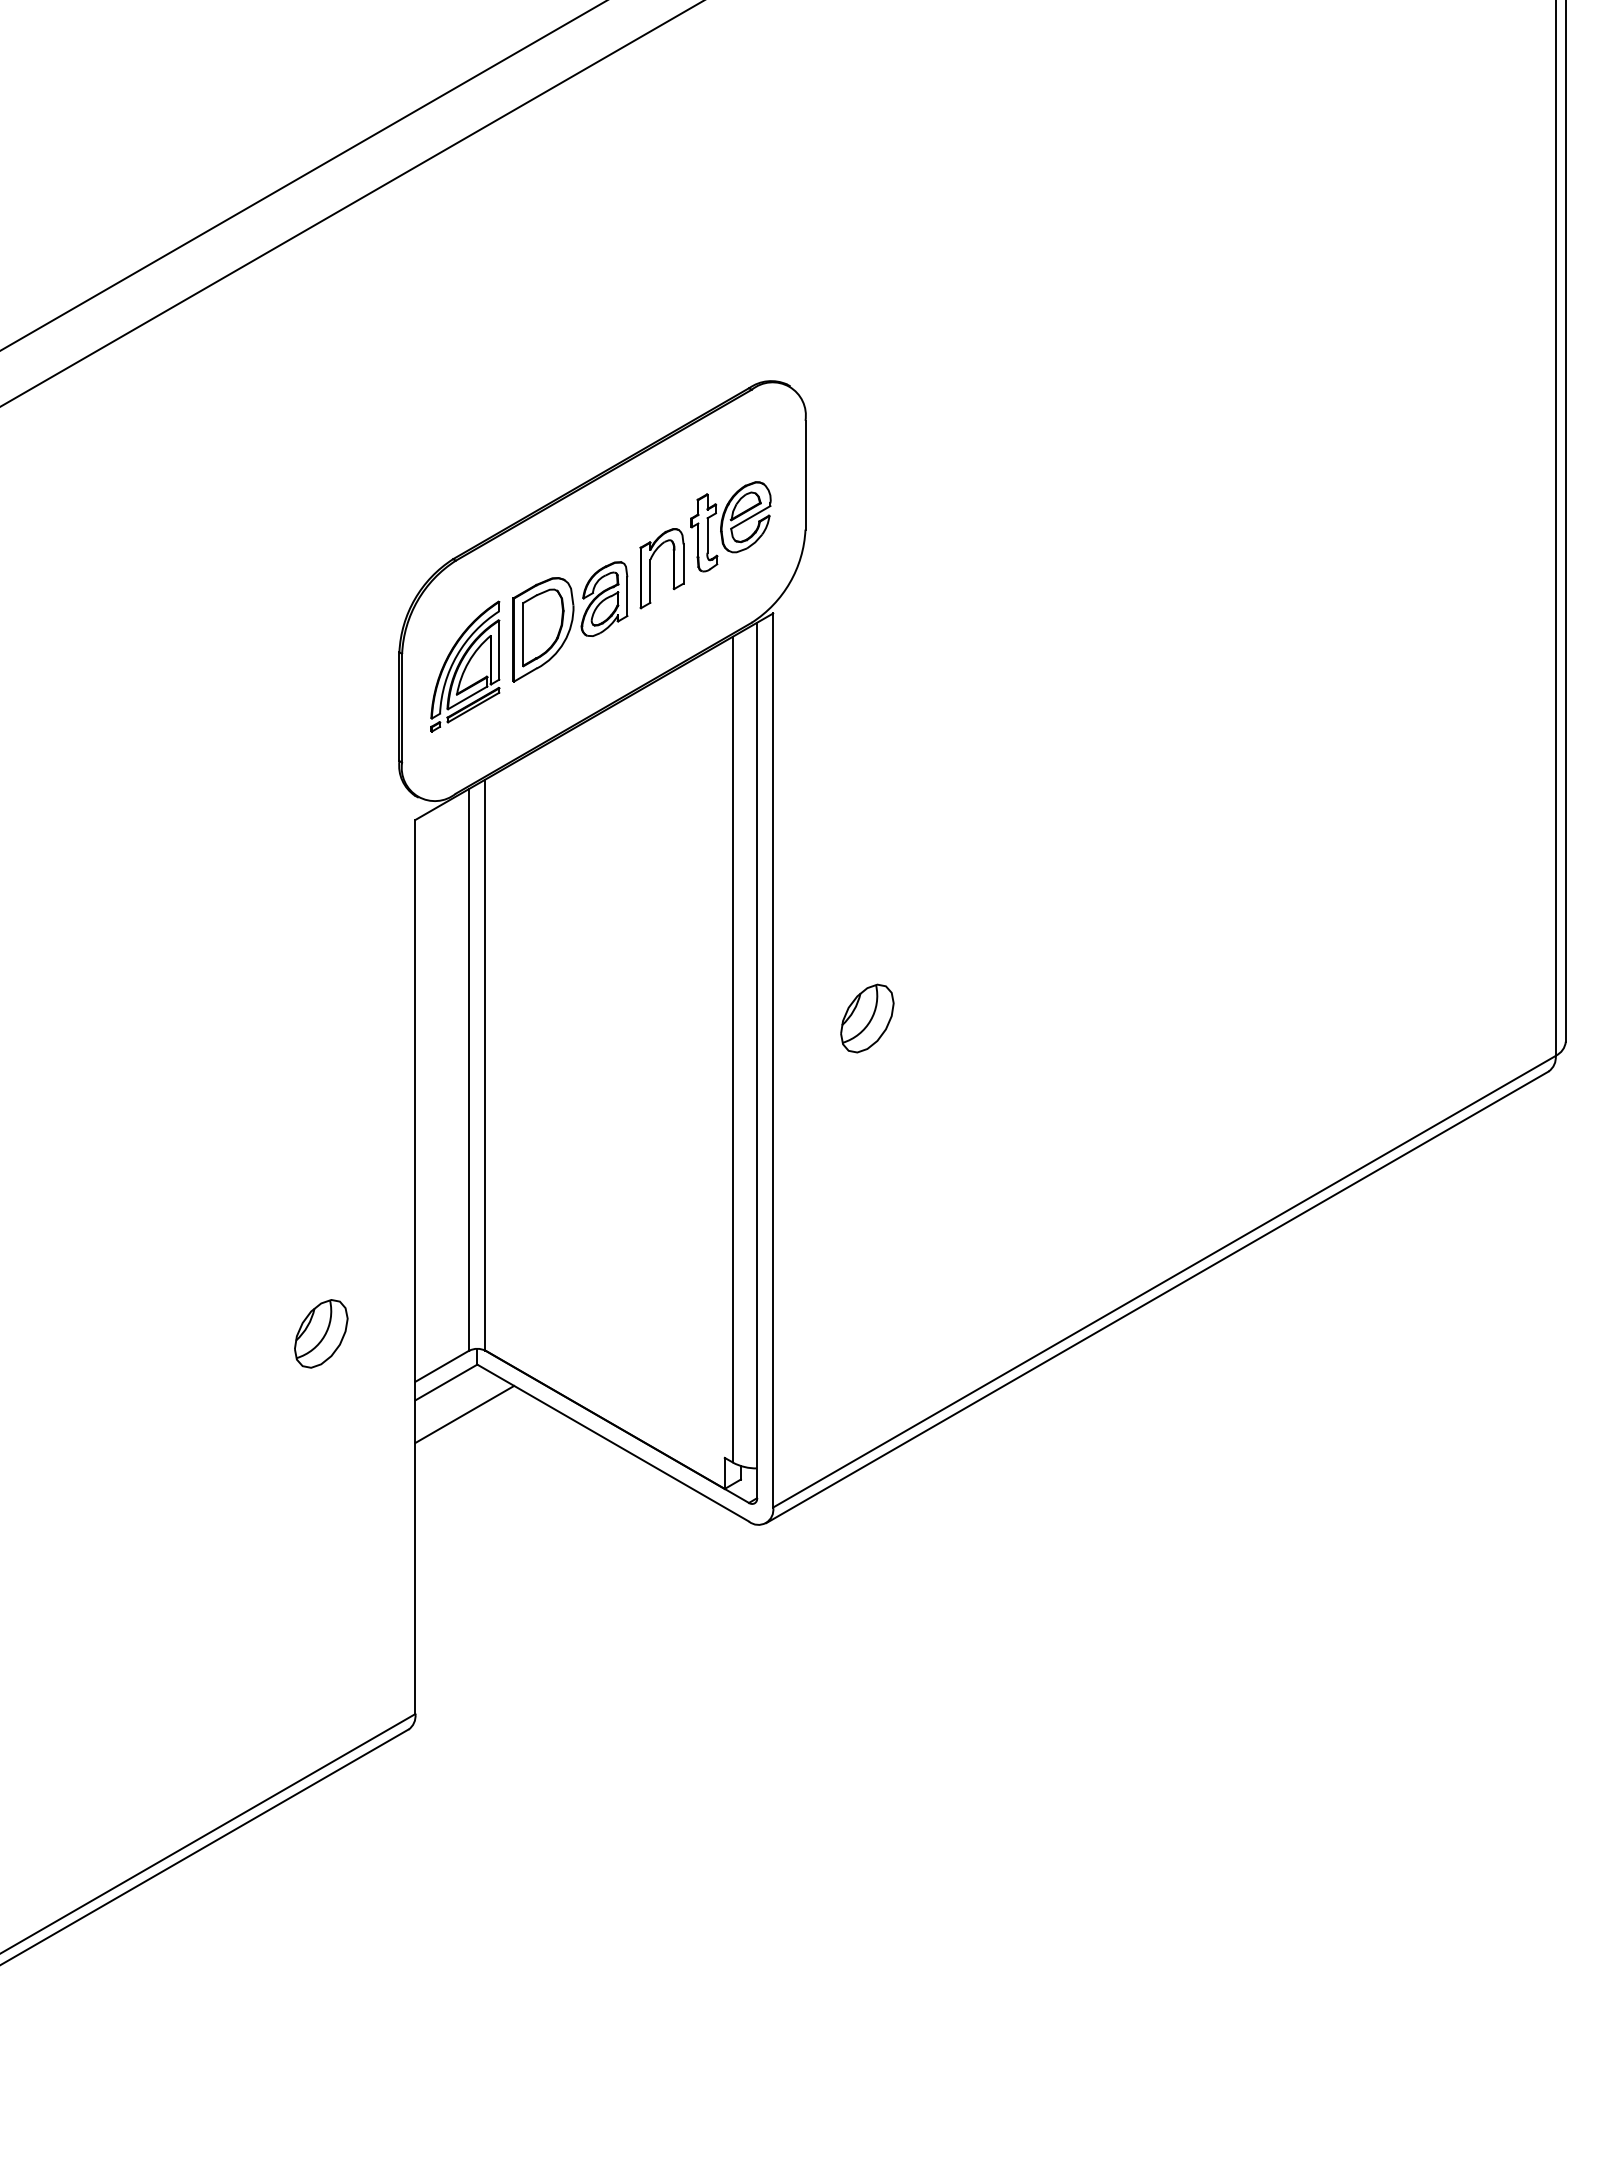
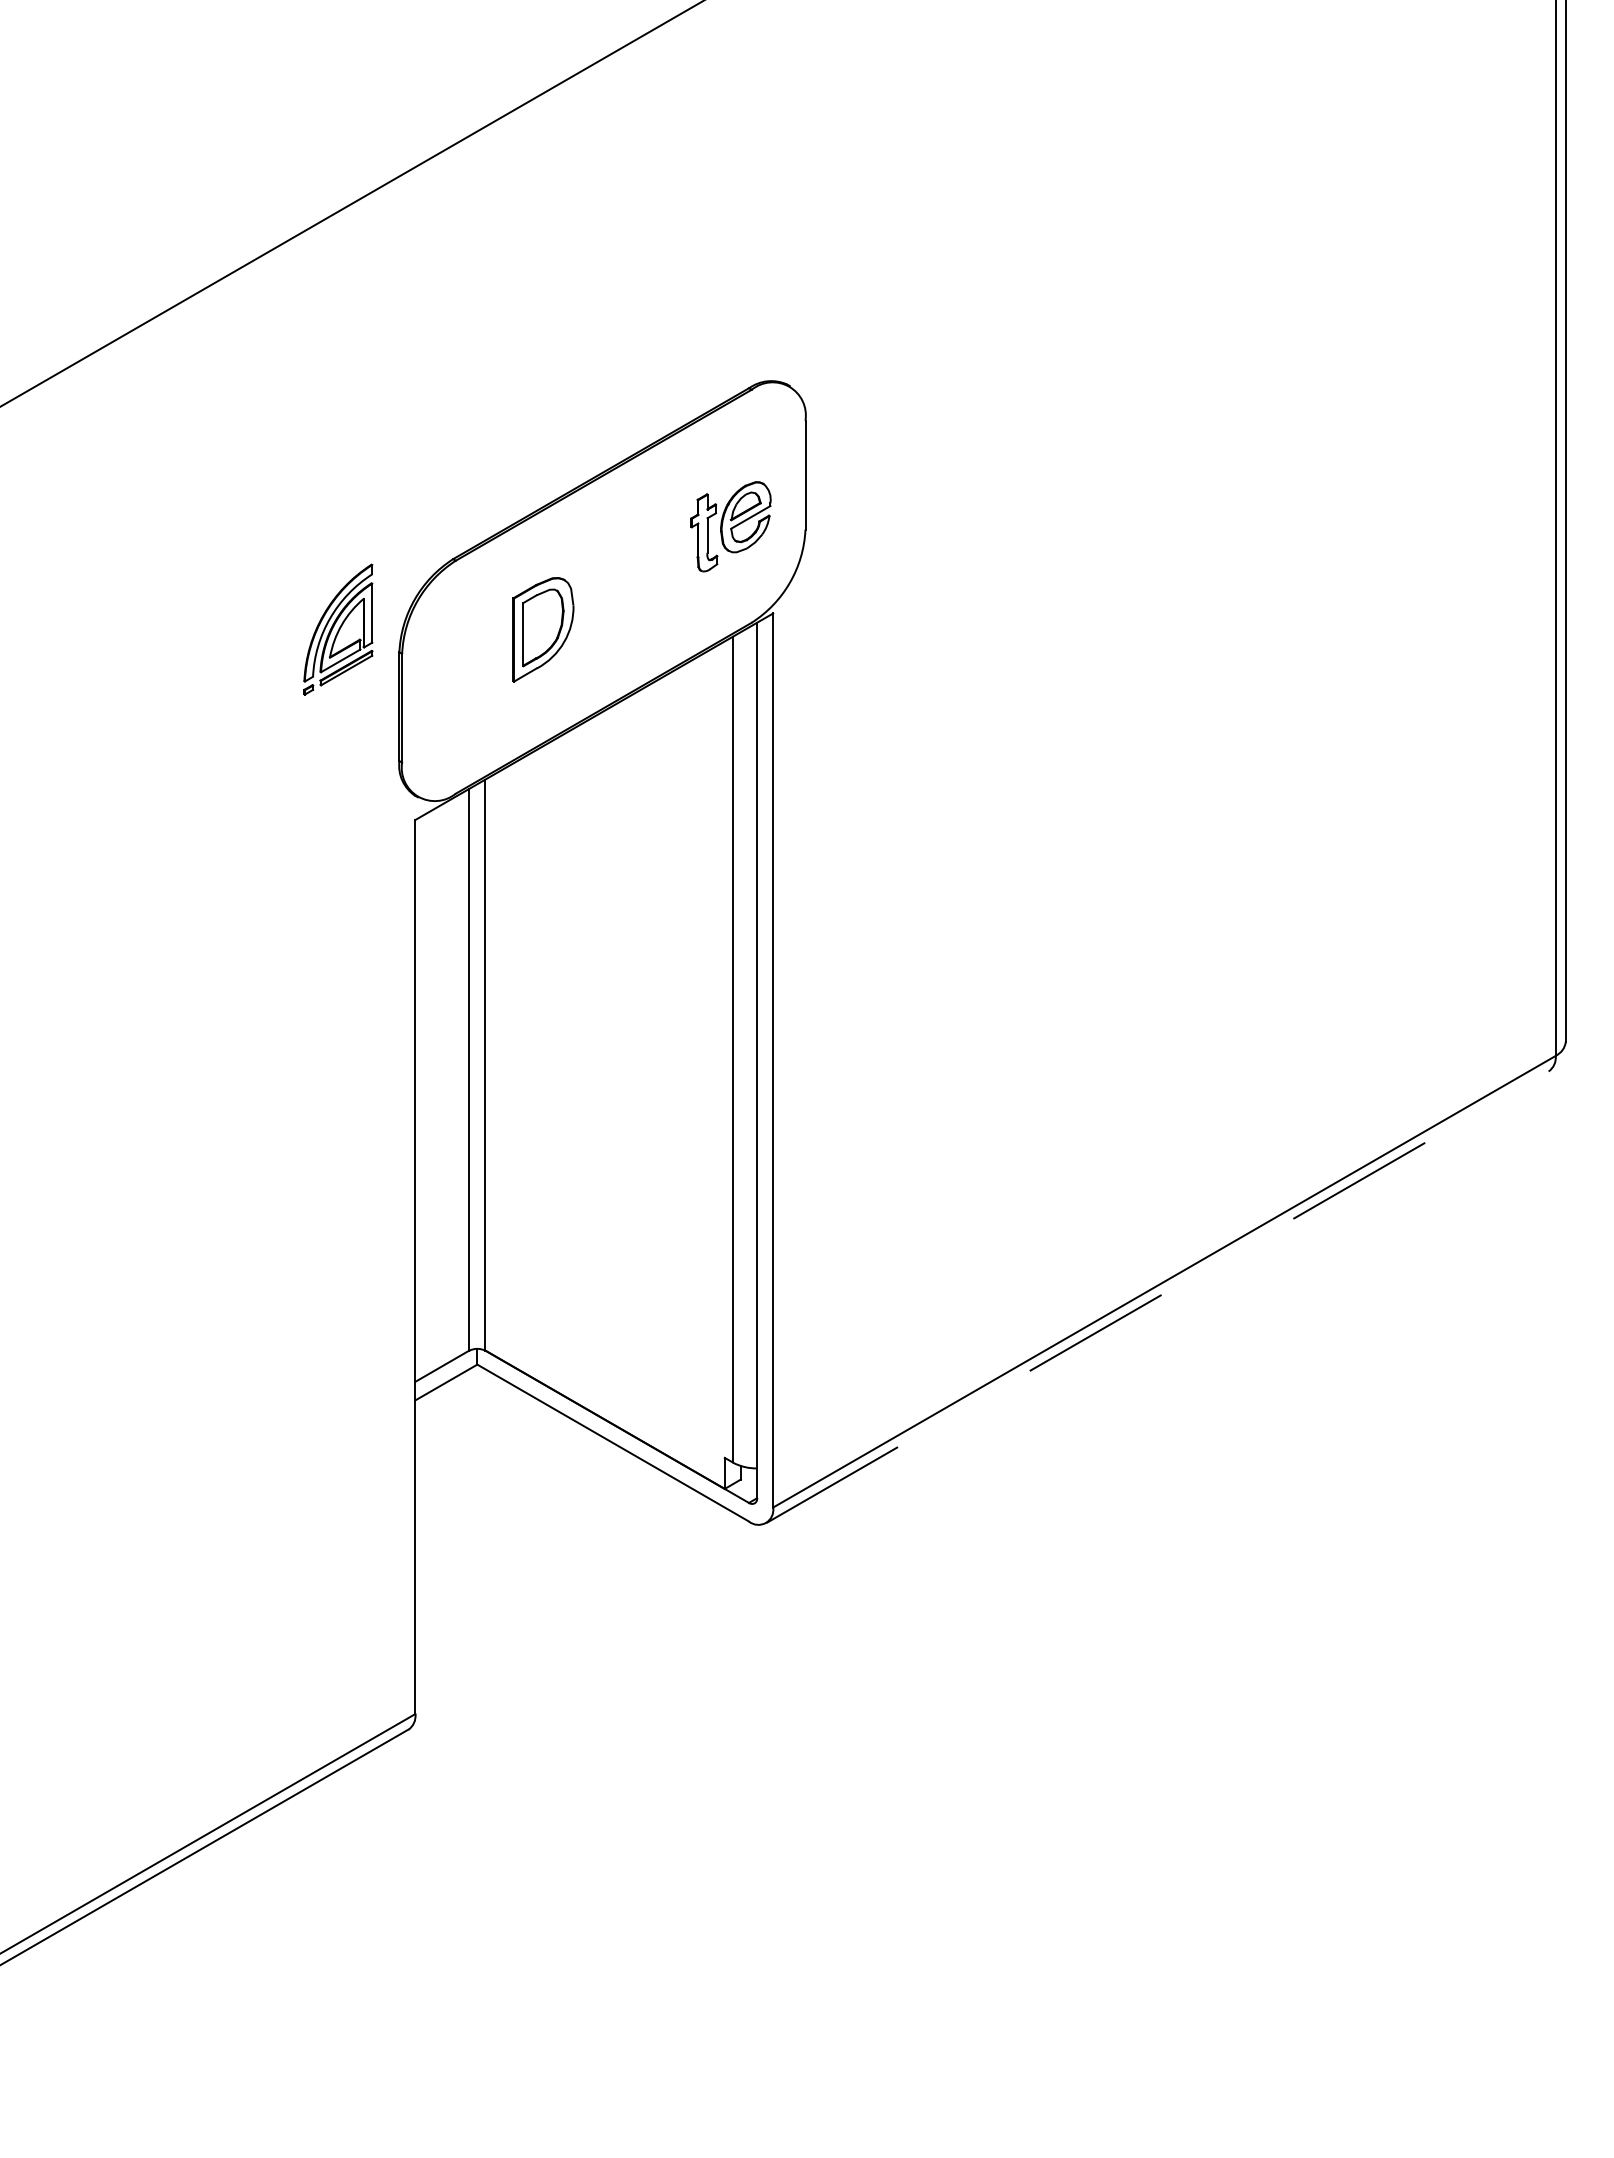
line: present -> none (303, 175)
part: present -> none (650, 568)
part: present -> none (604, 598)
part position: (465, 666) -> (338, 629) (338, 629)
part: present -> none (867, 1018)
line: solid -> dashed (1157, 1297)
part: present -> none (321, 1333)
line: present -> none (464, 1414)
